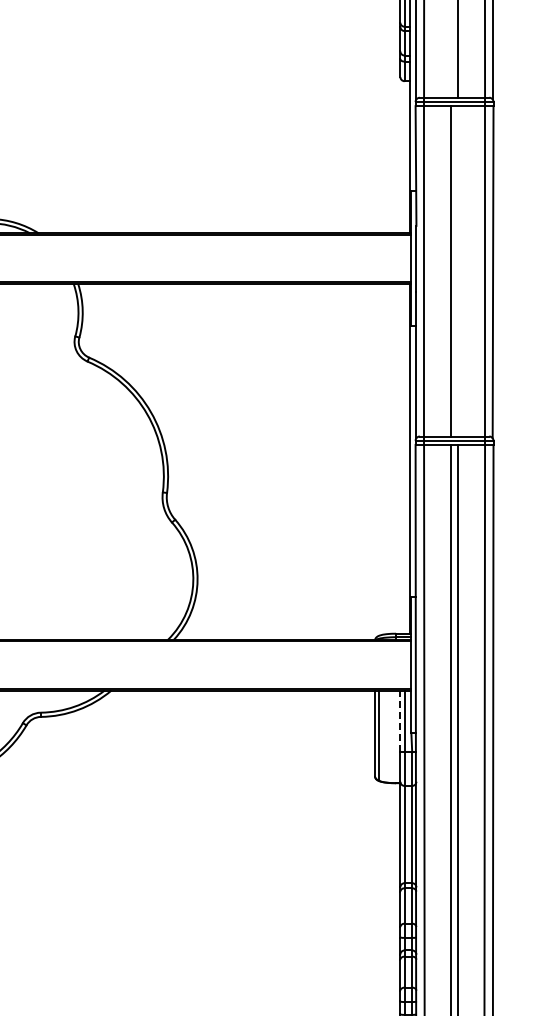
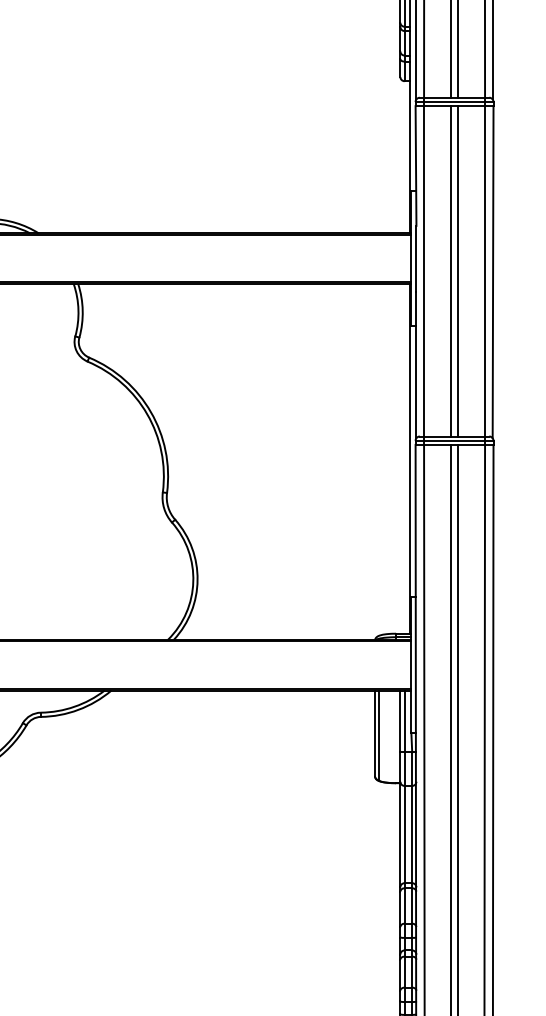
line: none -> present (451, 49)
line: none -> present (457, 271)
line: dashed -> solid (400, 721)
